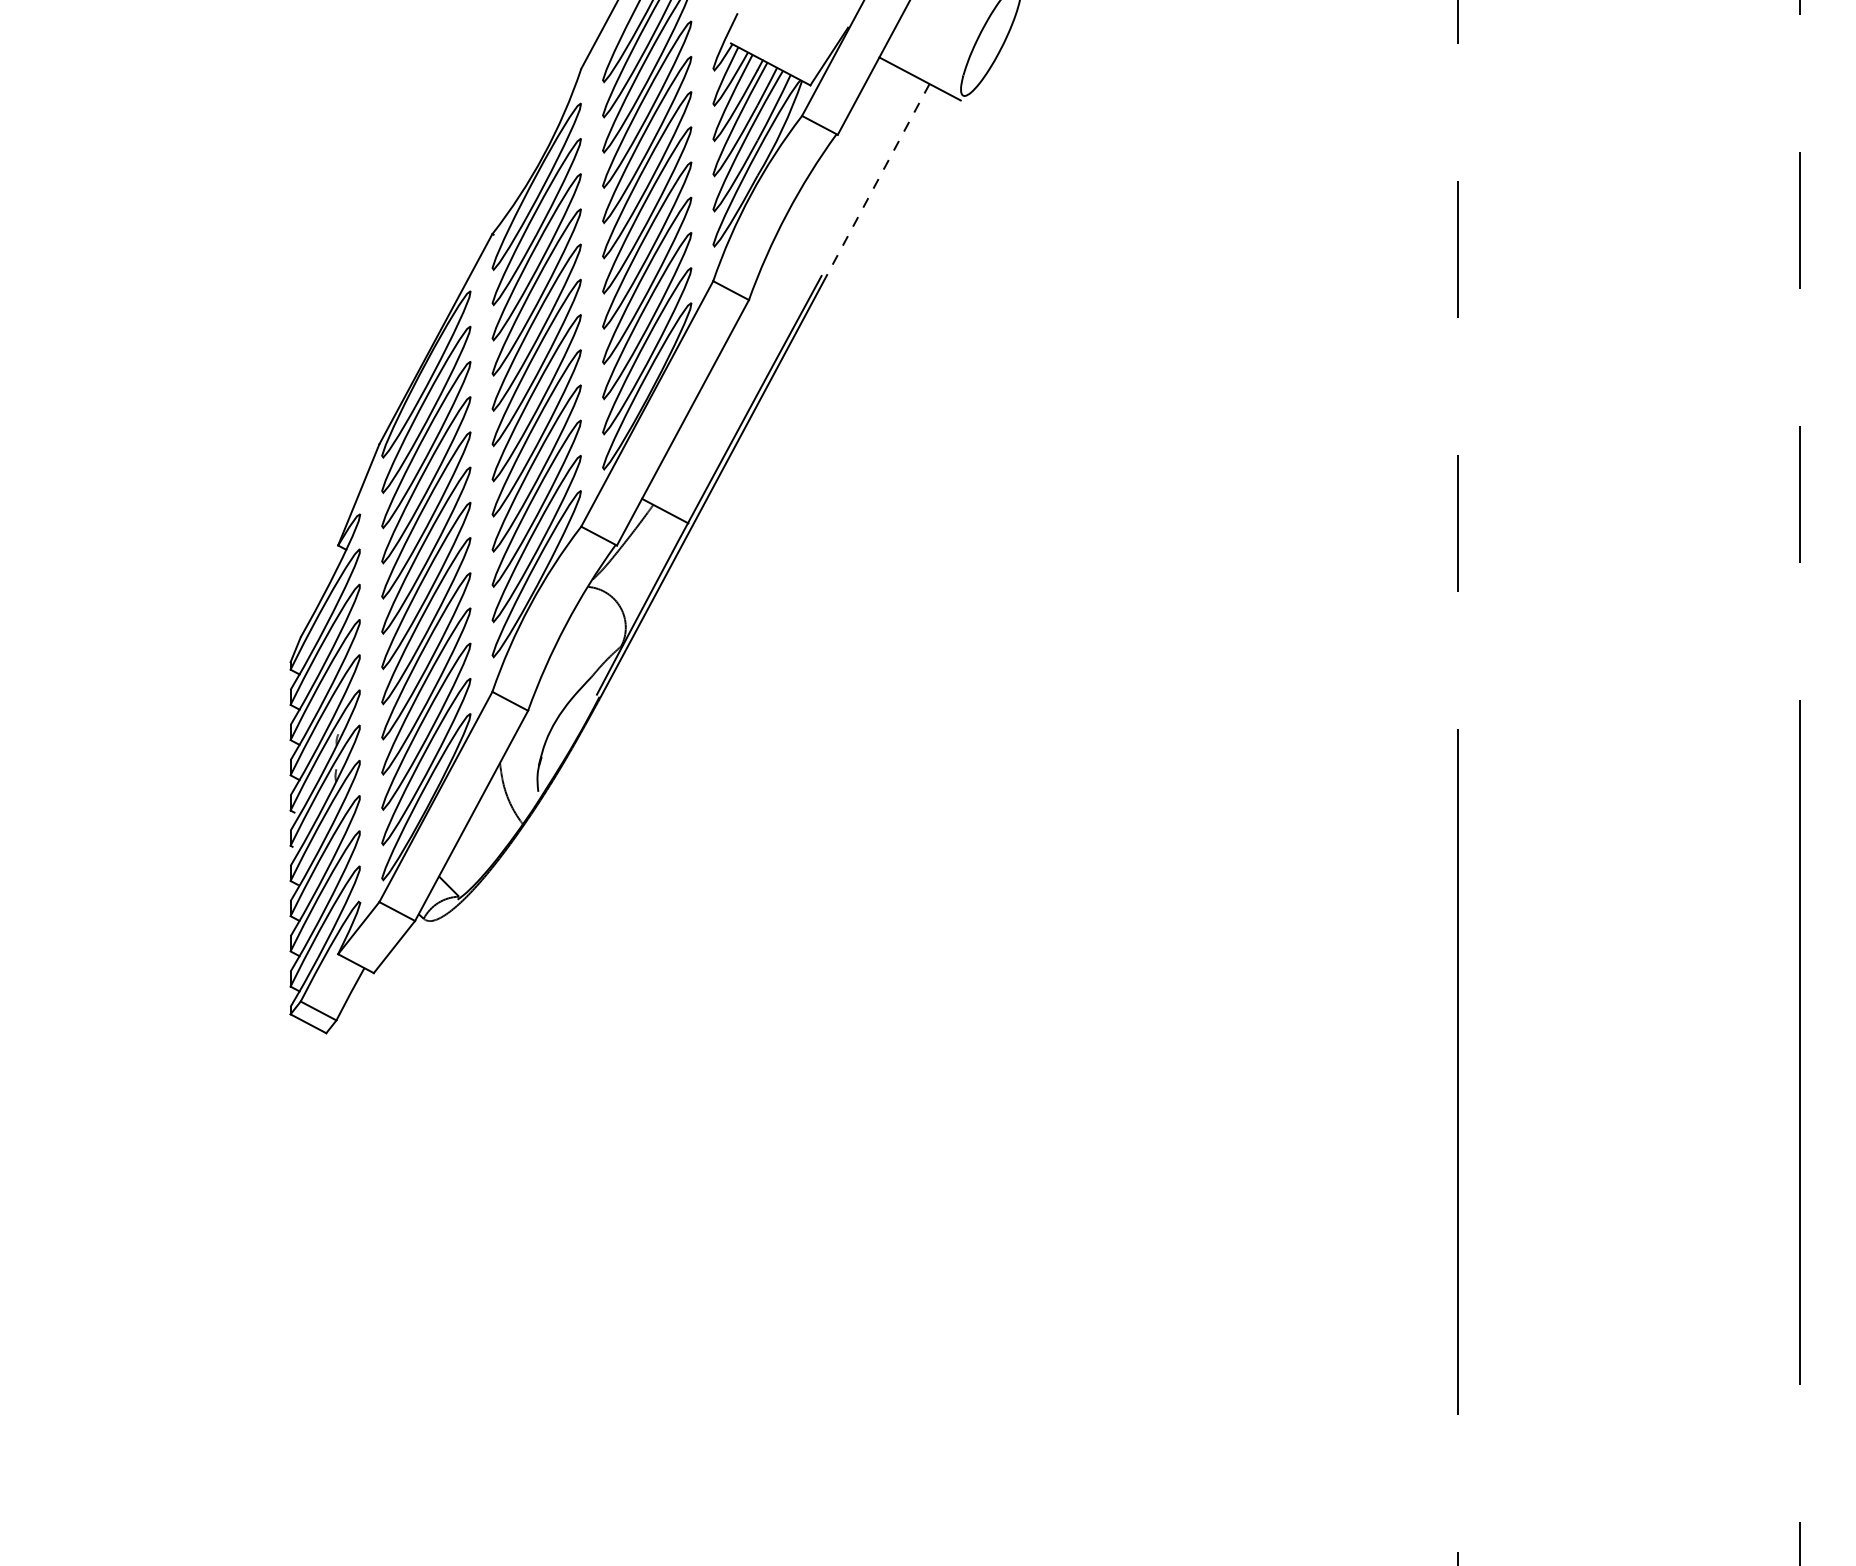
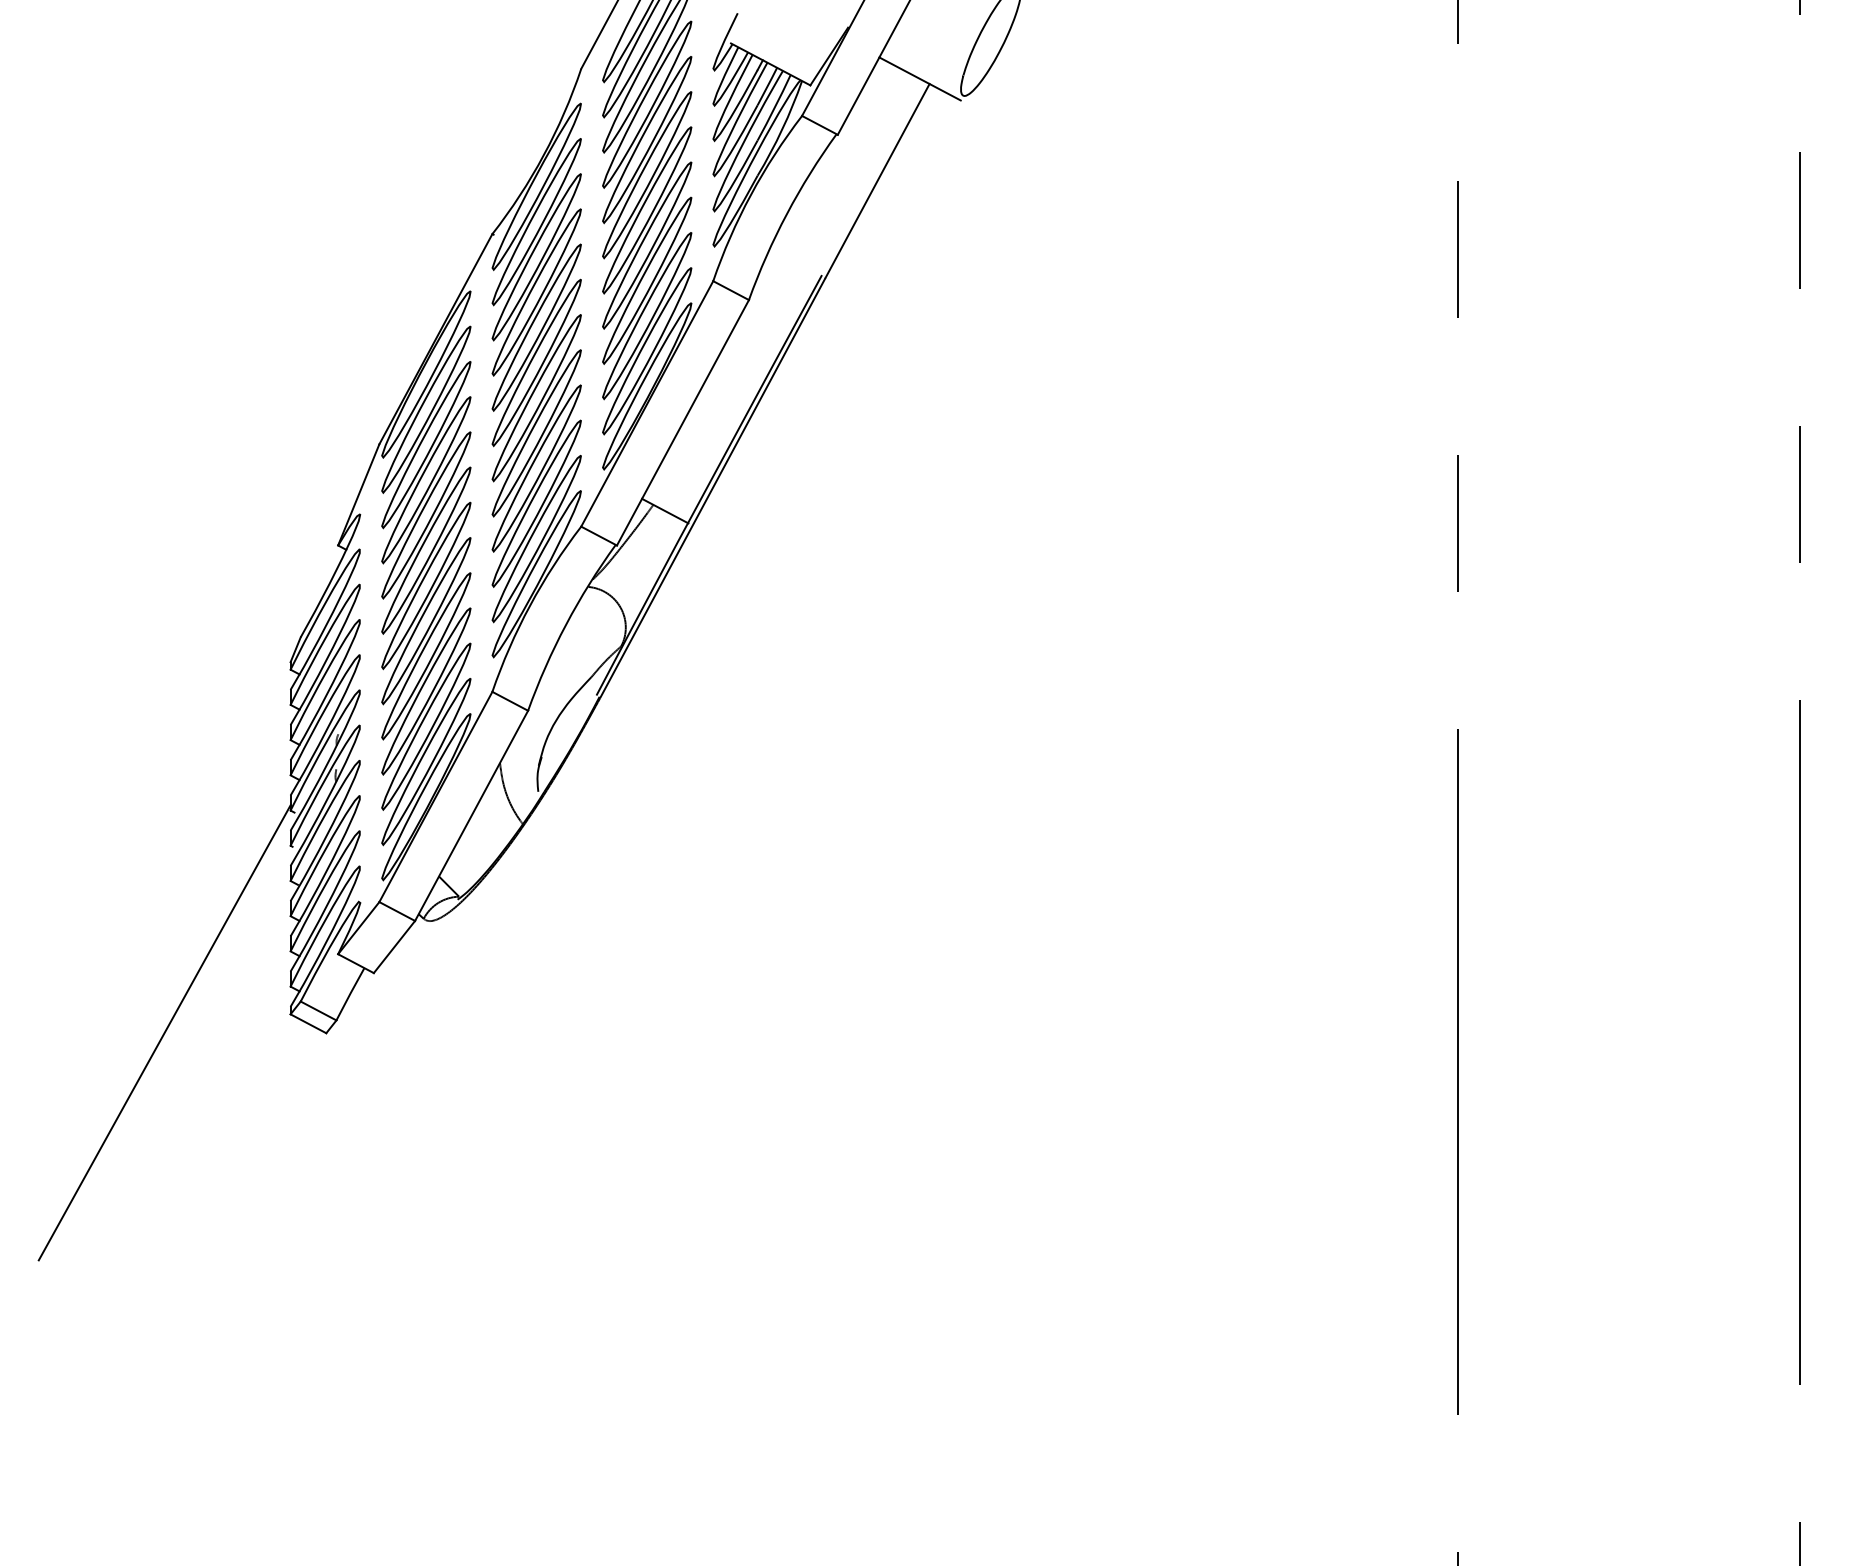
line: dashed -> solid (877, 181)
line: none -> present (164, 1032)
